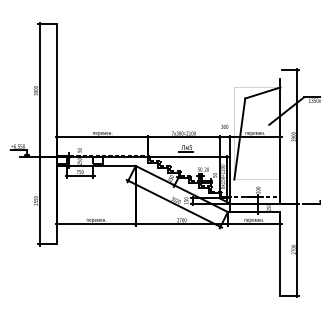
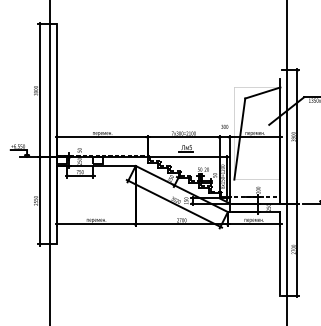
line: none -> present (50, 162)
line: none -> present (287, 162)
